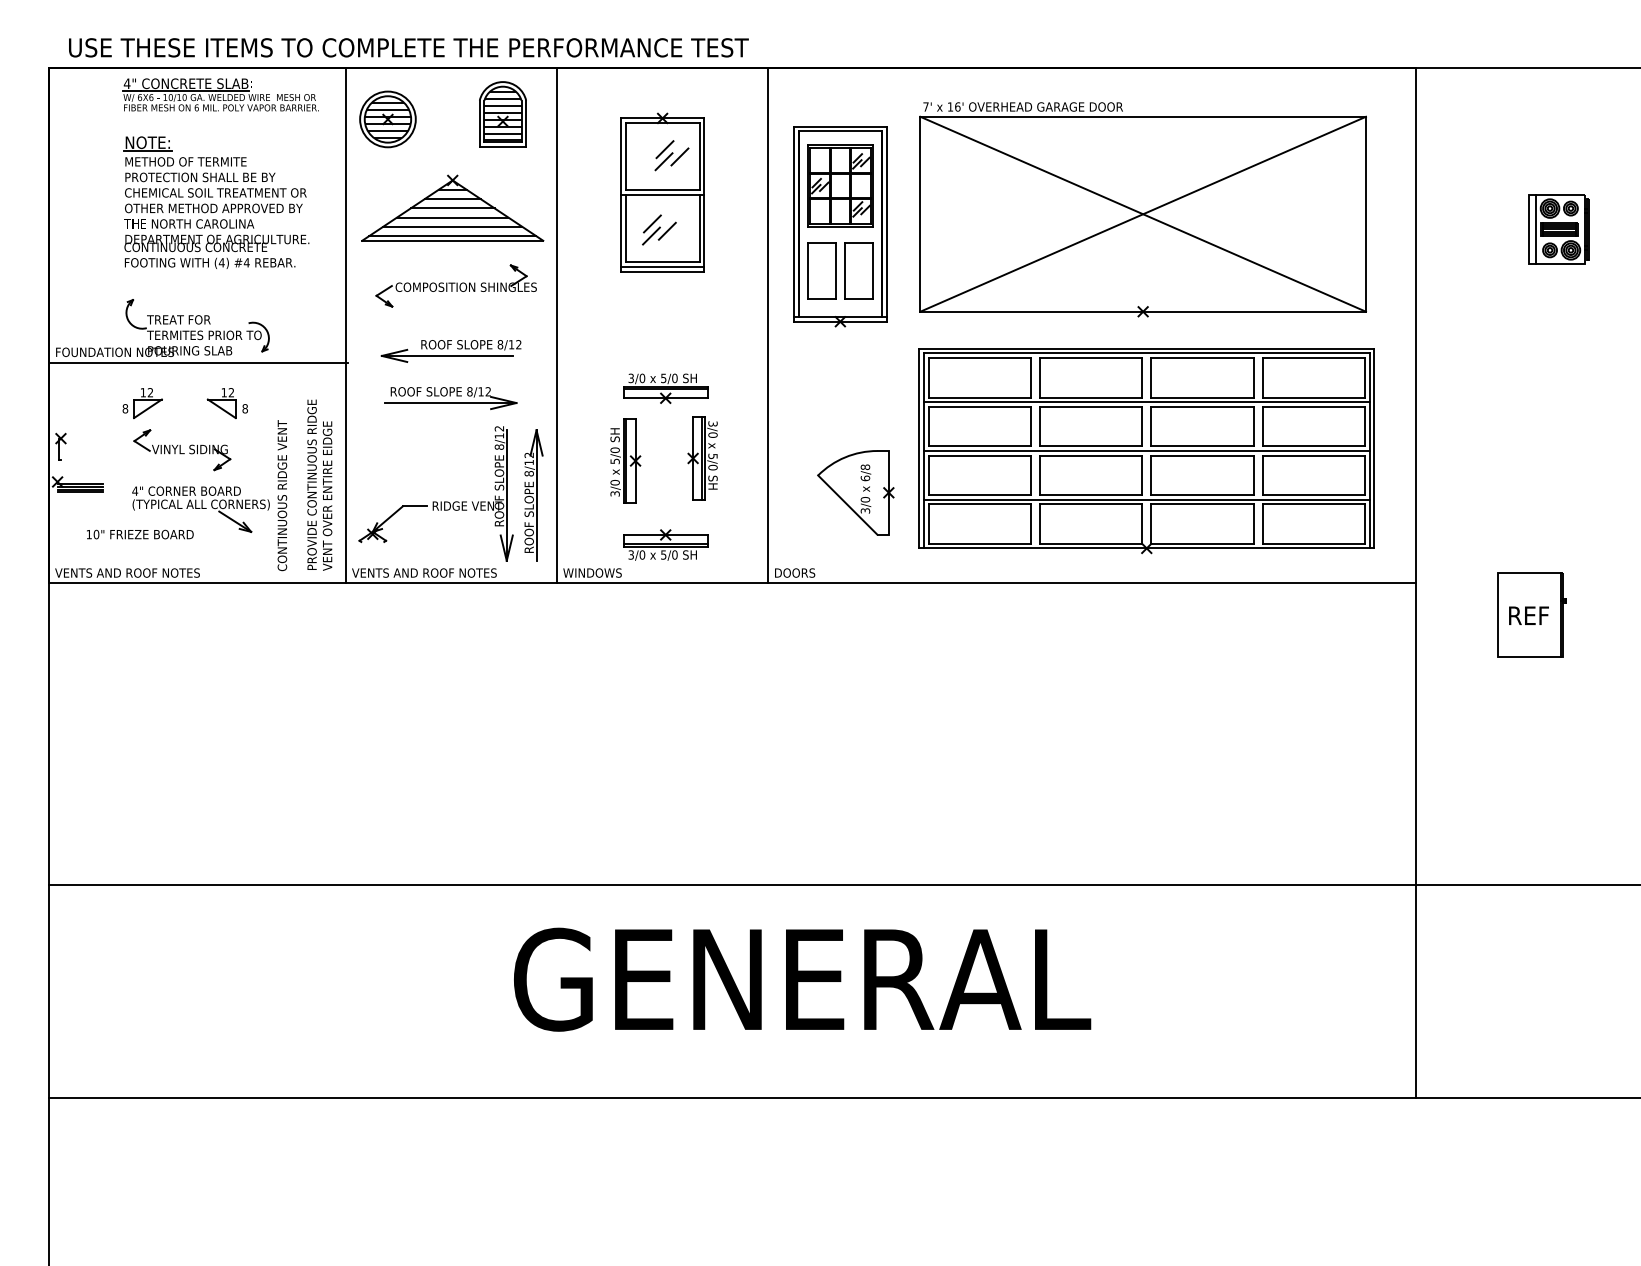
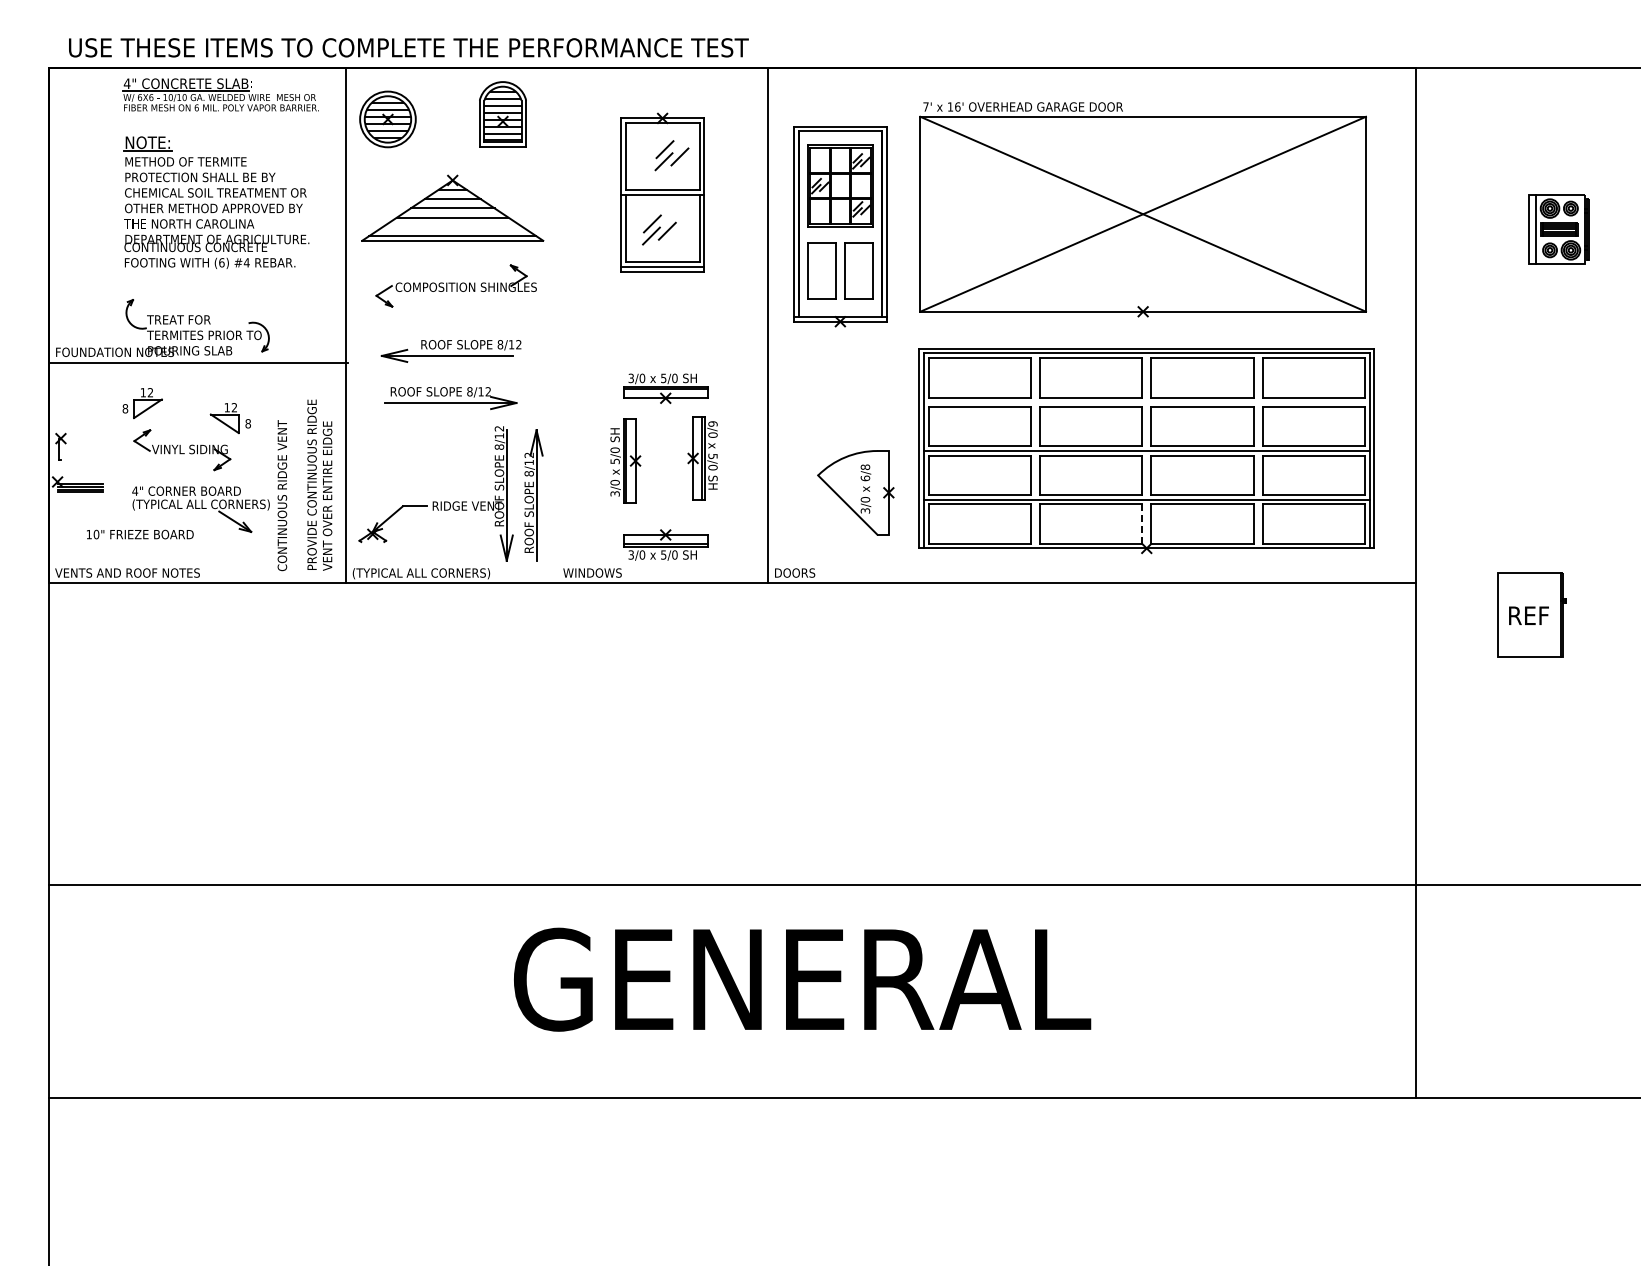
line: present -> none (452, 226)
text: (4) -> (6) (221, 262)
line: present -> none (557, 325)
line: present -> none (1146, 402)
part position: (226, 403) -> (229, 418) (229, 418)
text: 3/0 -> 6/0 (712, 423)
line: solid -> dashed (1142, 524)
text: VENTS AND ROOF NOTES -> (TYPICAL ALL CORNERS) (424, 573)
